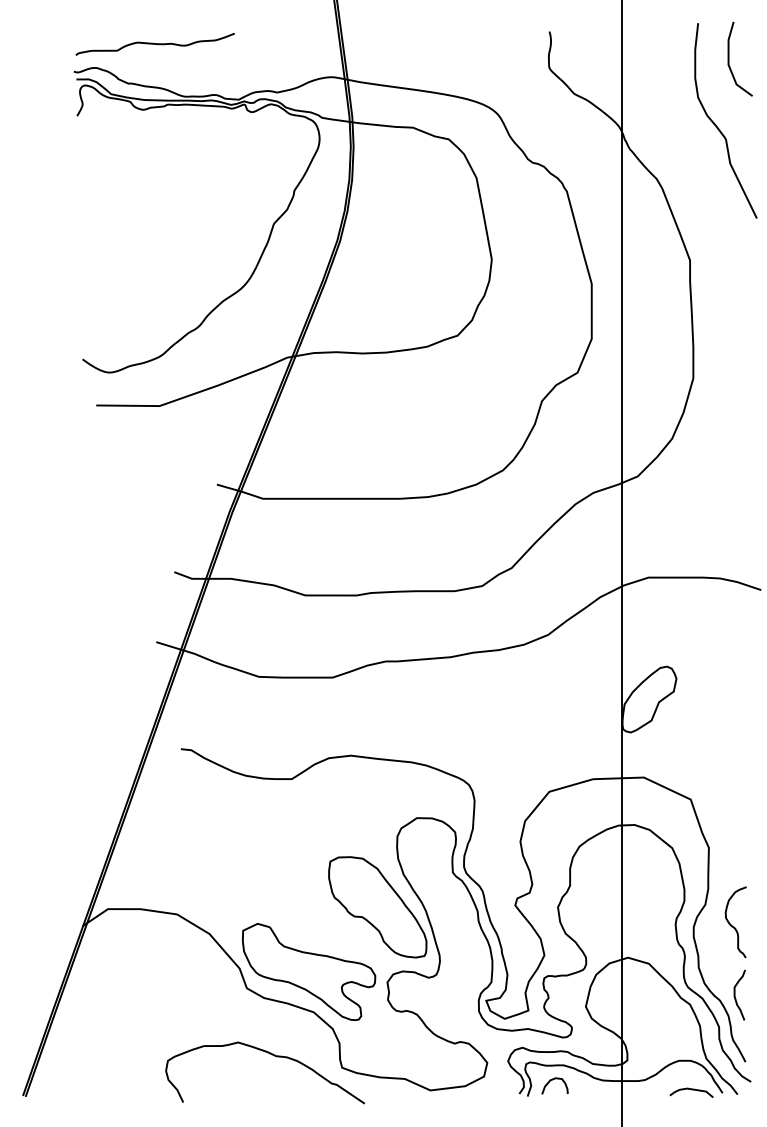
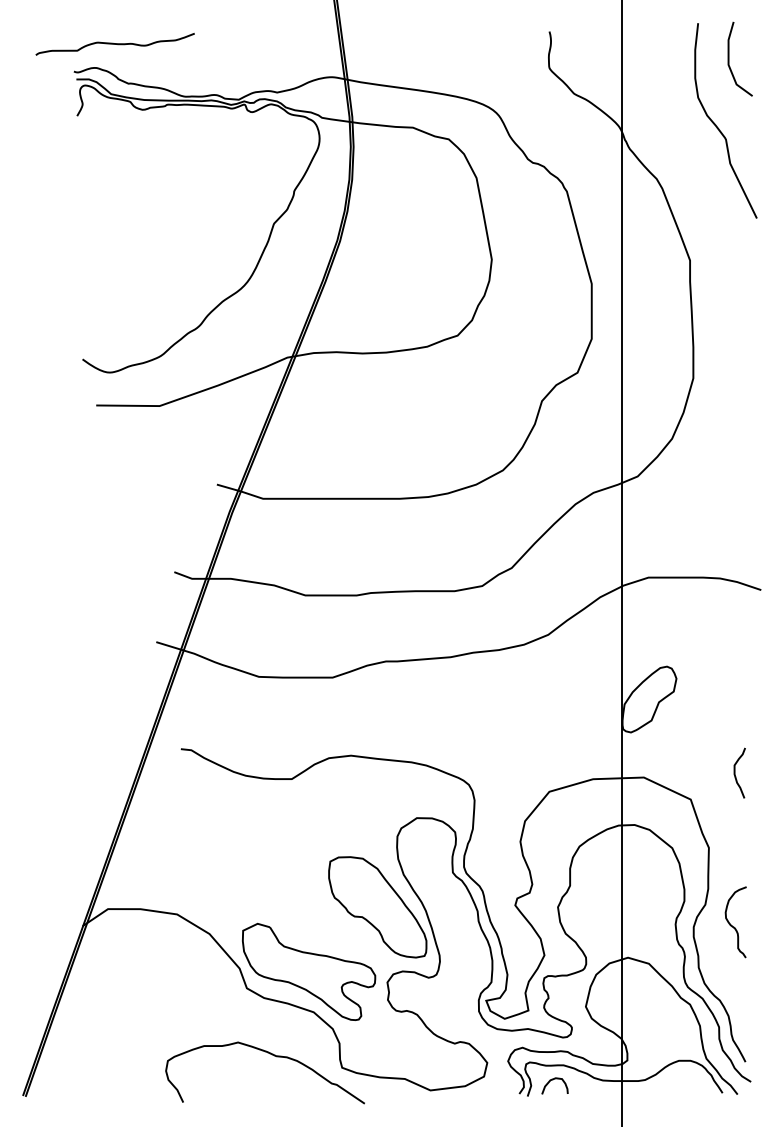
curve position: (154, 44) -> (114, 44) (114, 44)
curve position: (735, 994) -> (735, 772) (735, 772)
curve: present -> none (691, 1090)
